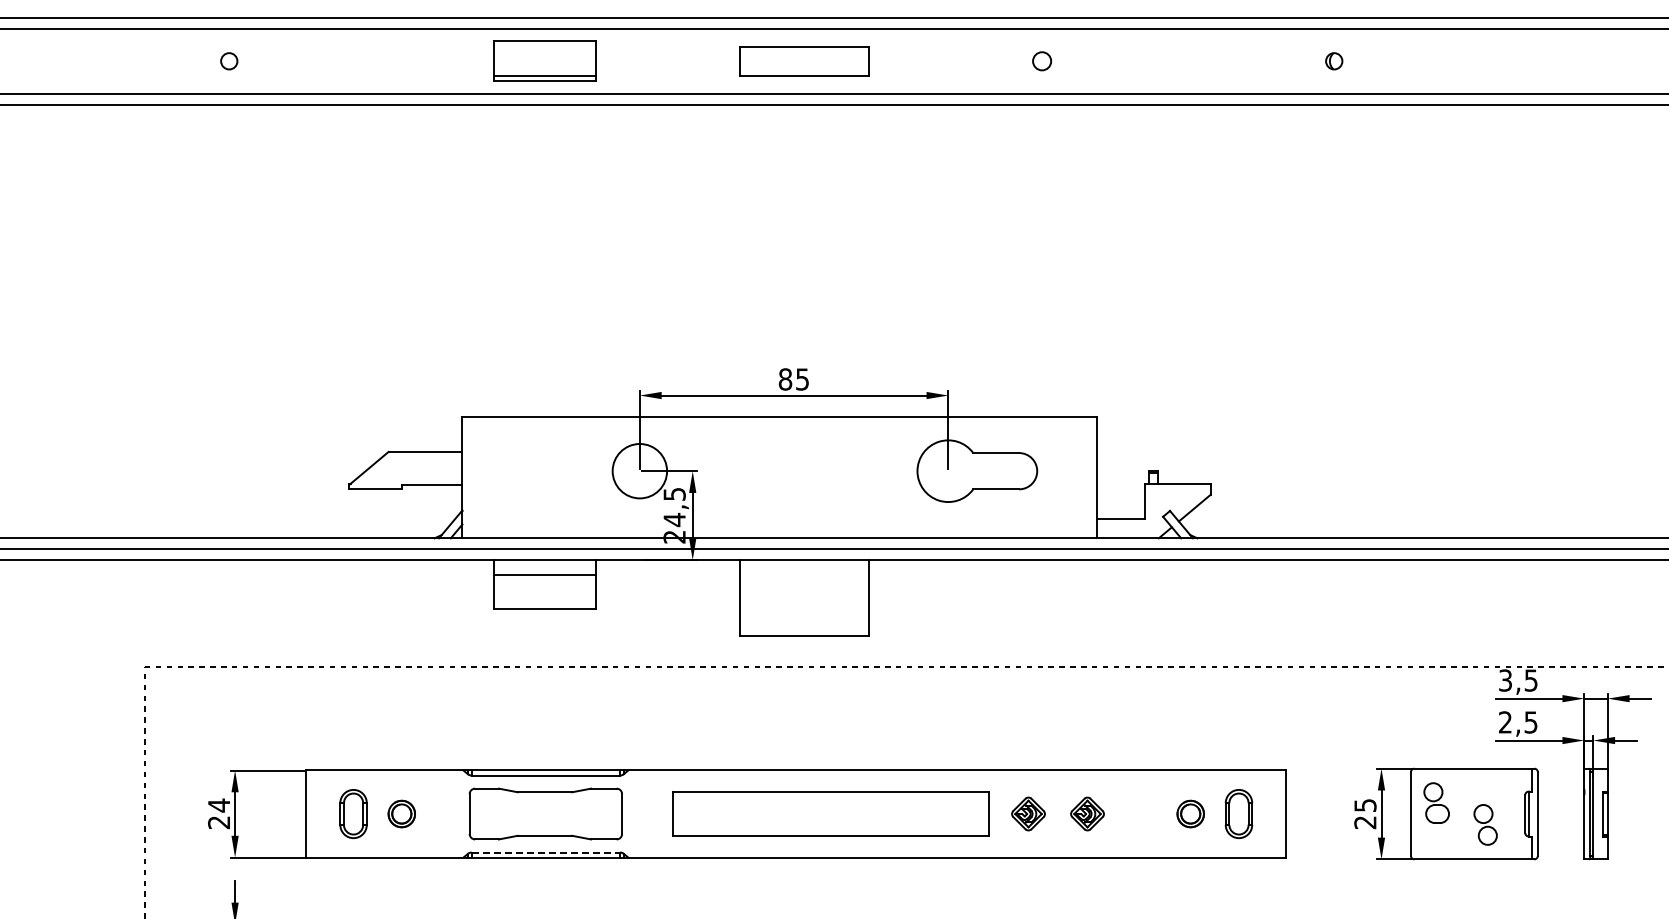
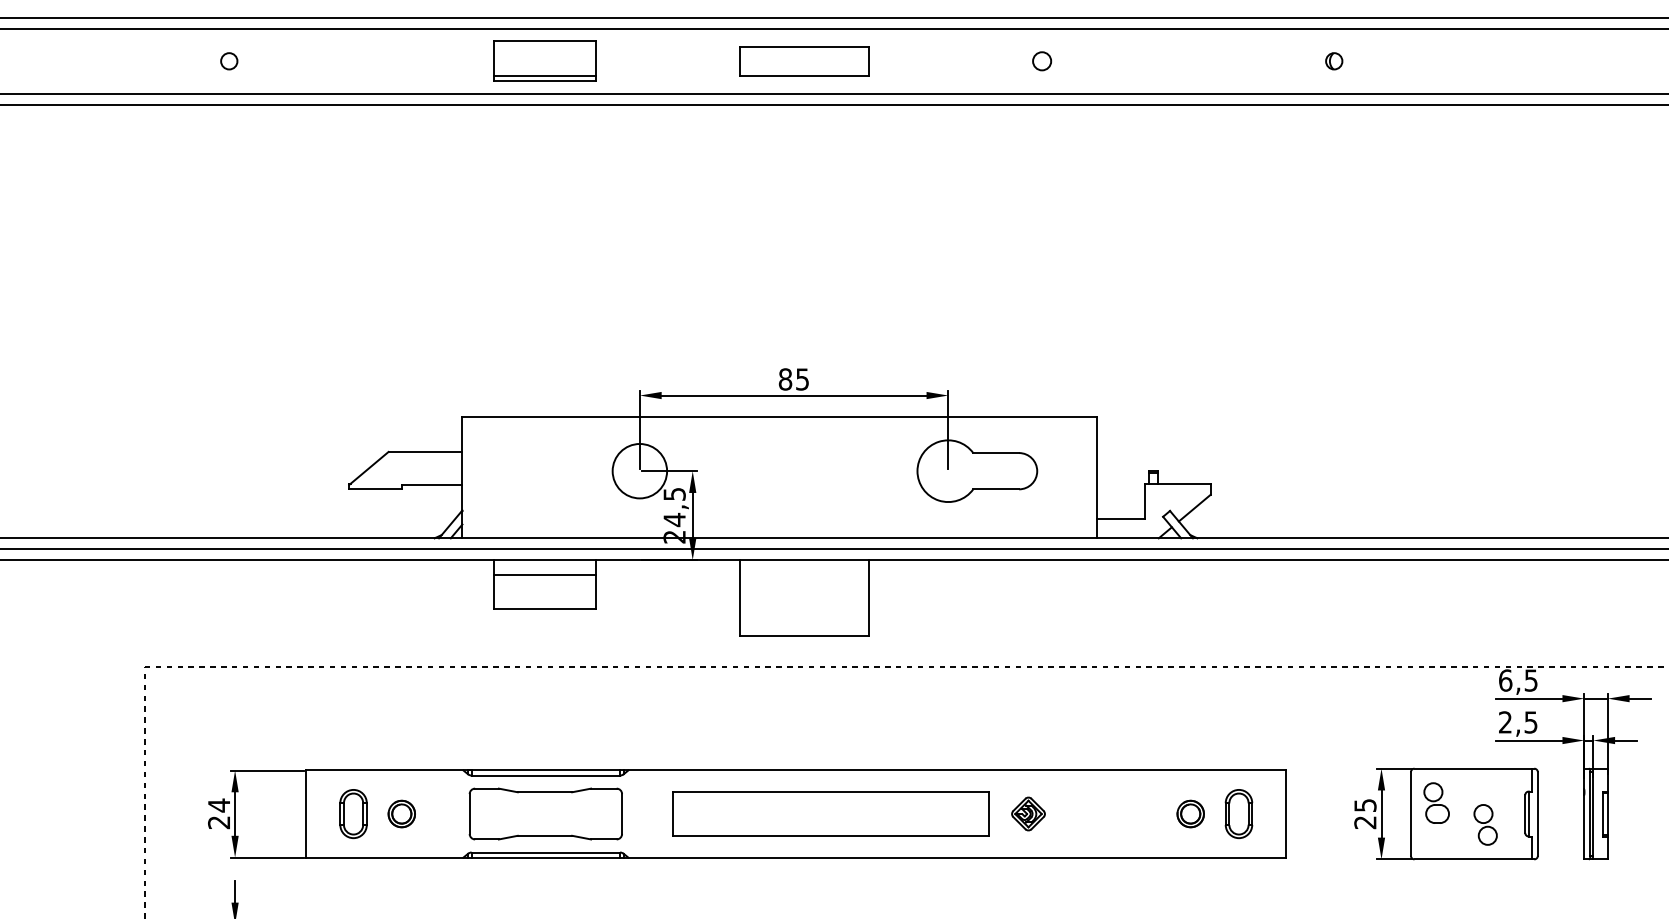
text: 3,5 -> 6,5 (1505, 680)
part: present -> none (1087, 813)
line: dashed -> solid (546, 852)
